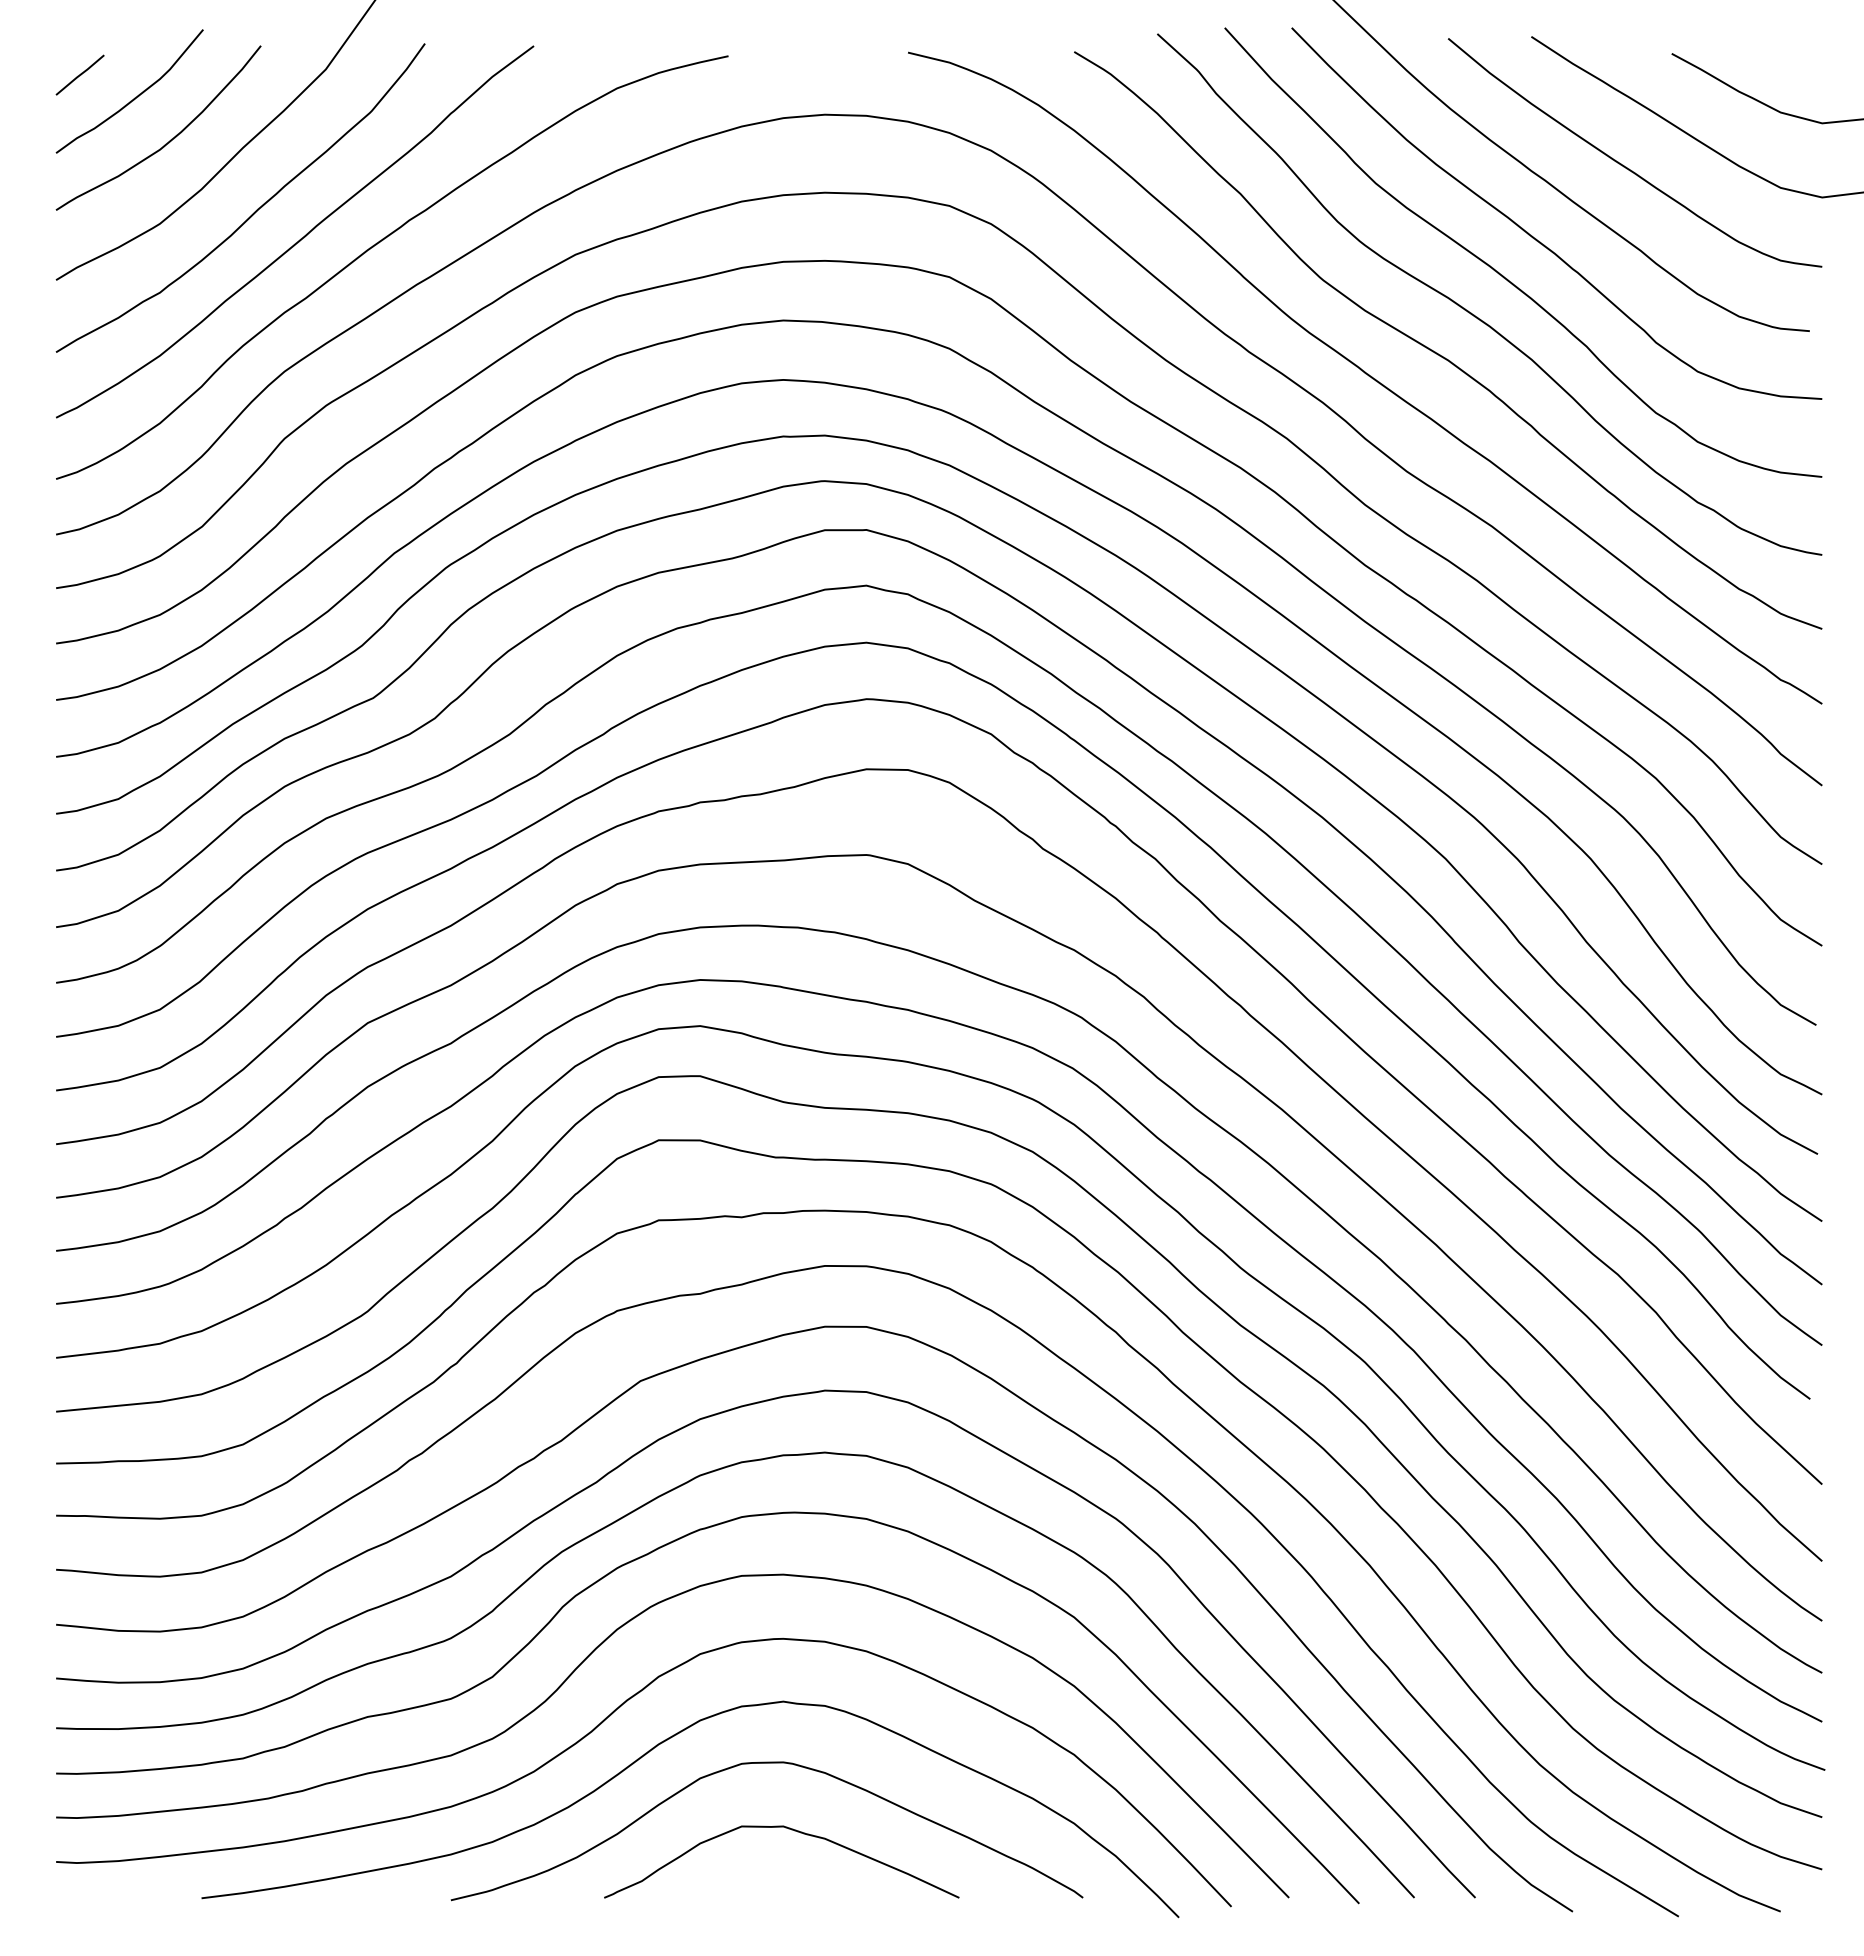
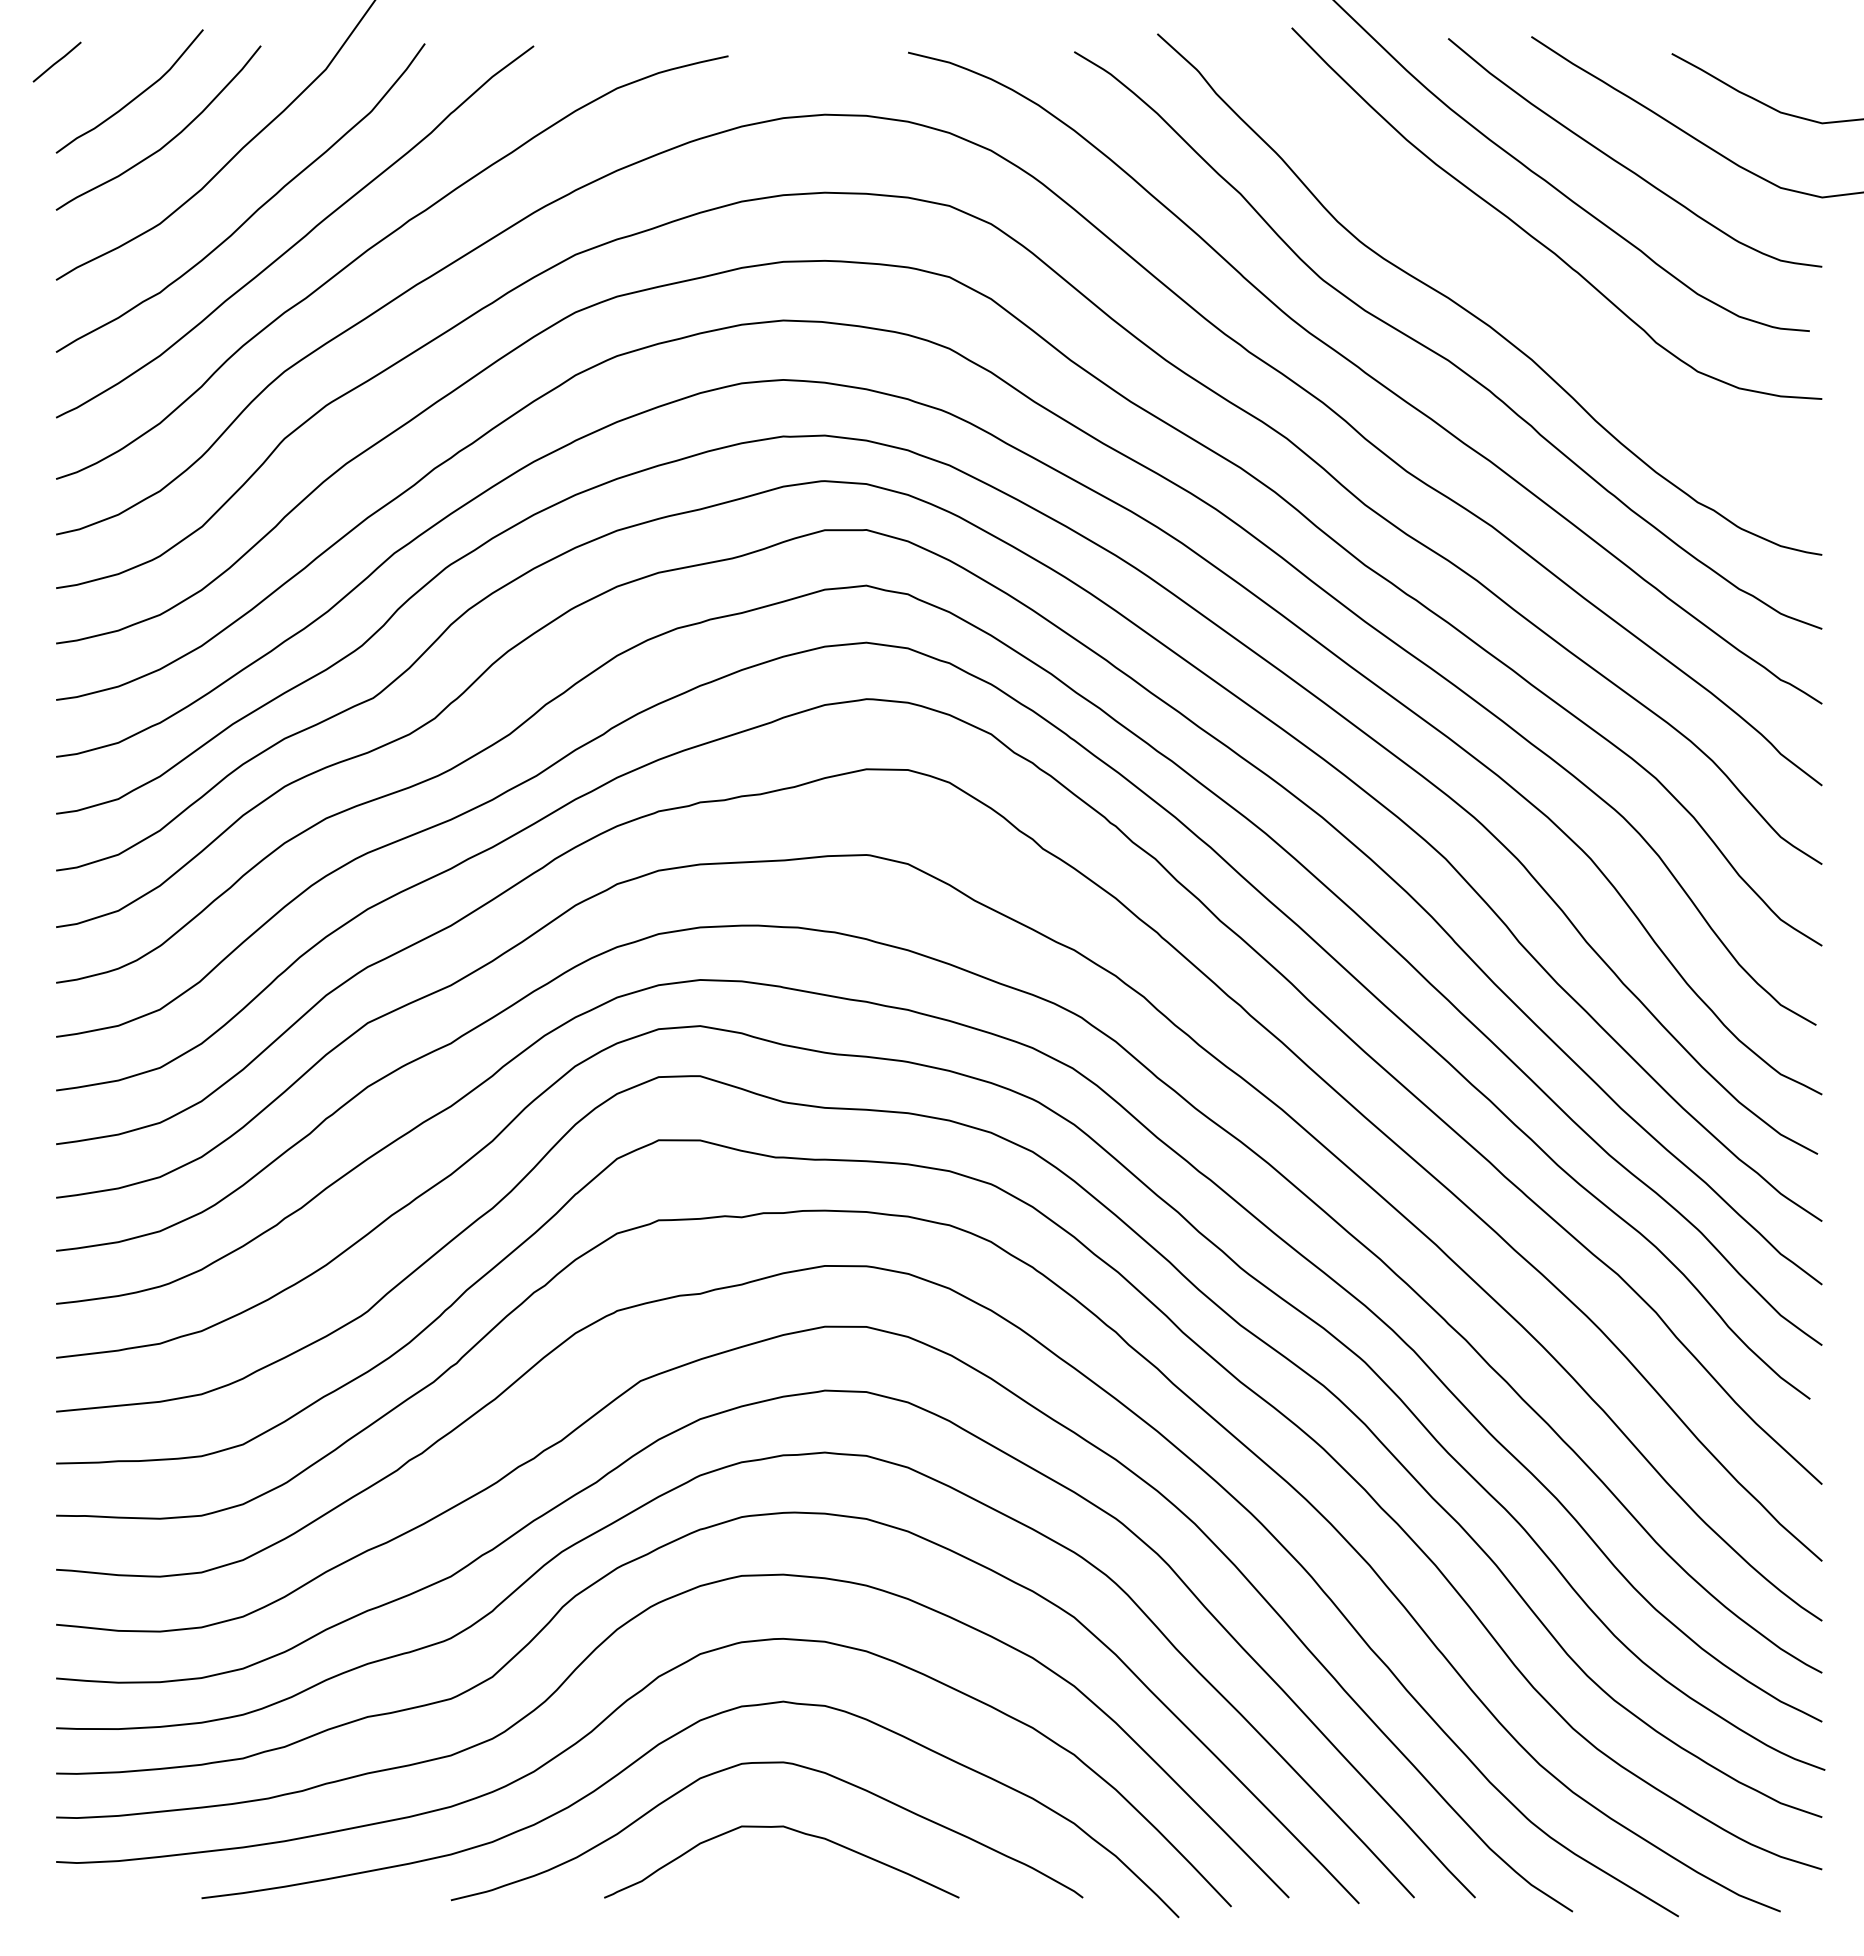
line position: (79, 74) -> (56, 61) (56, 61)
curve: present -> none (1502, 274)
